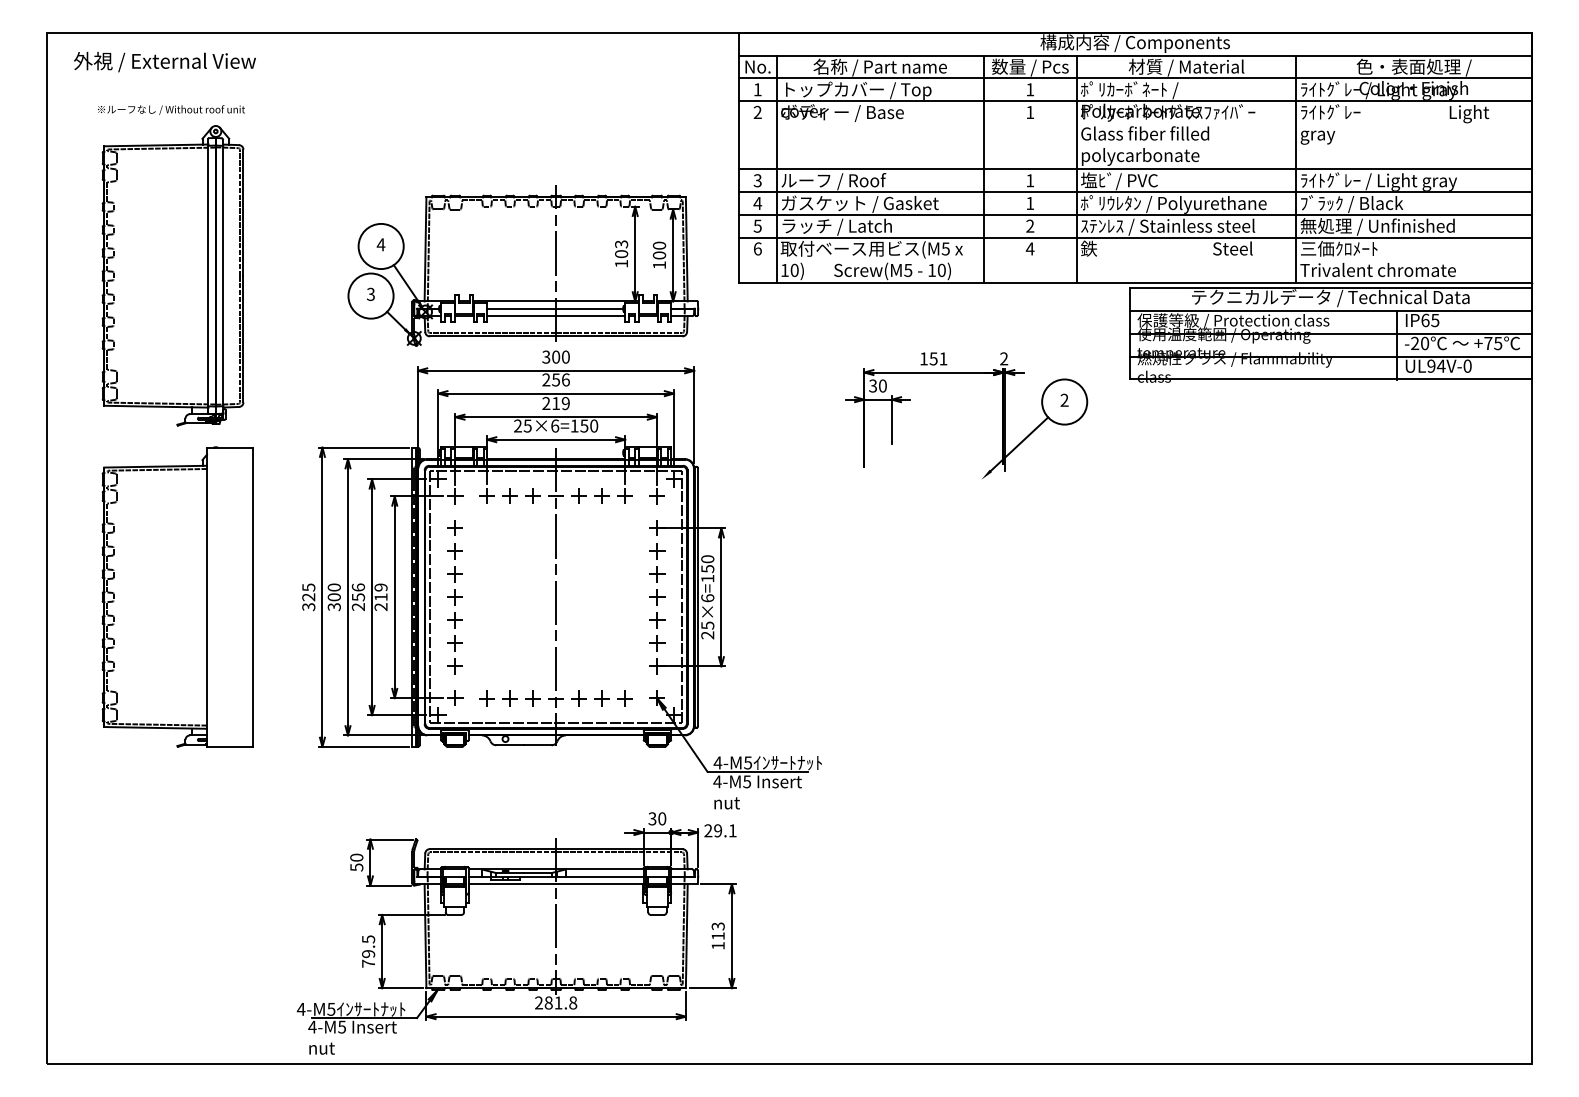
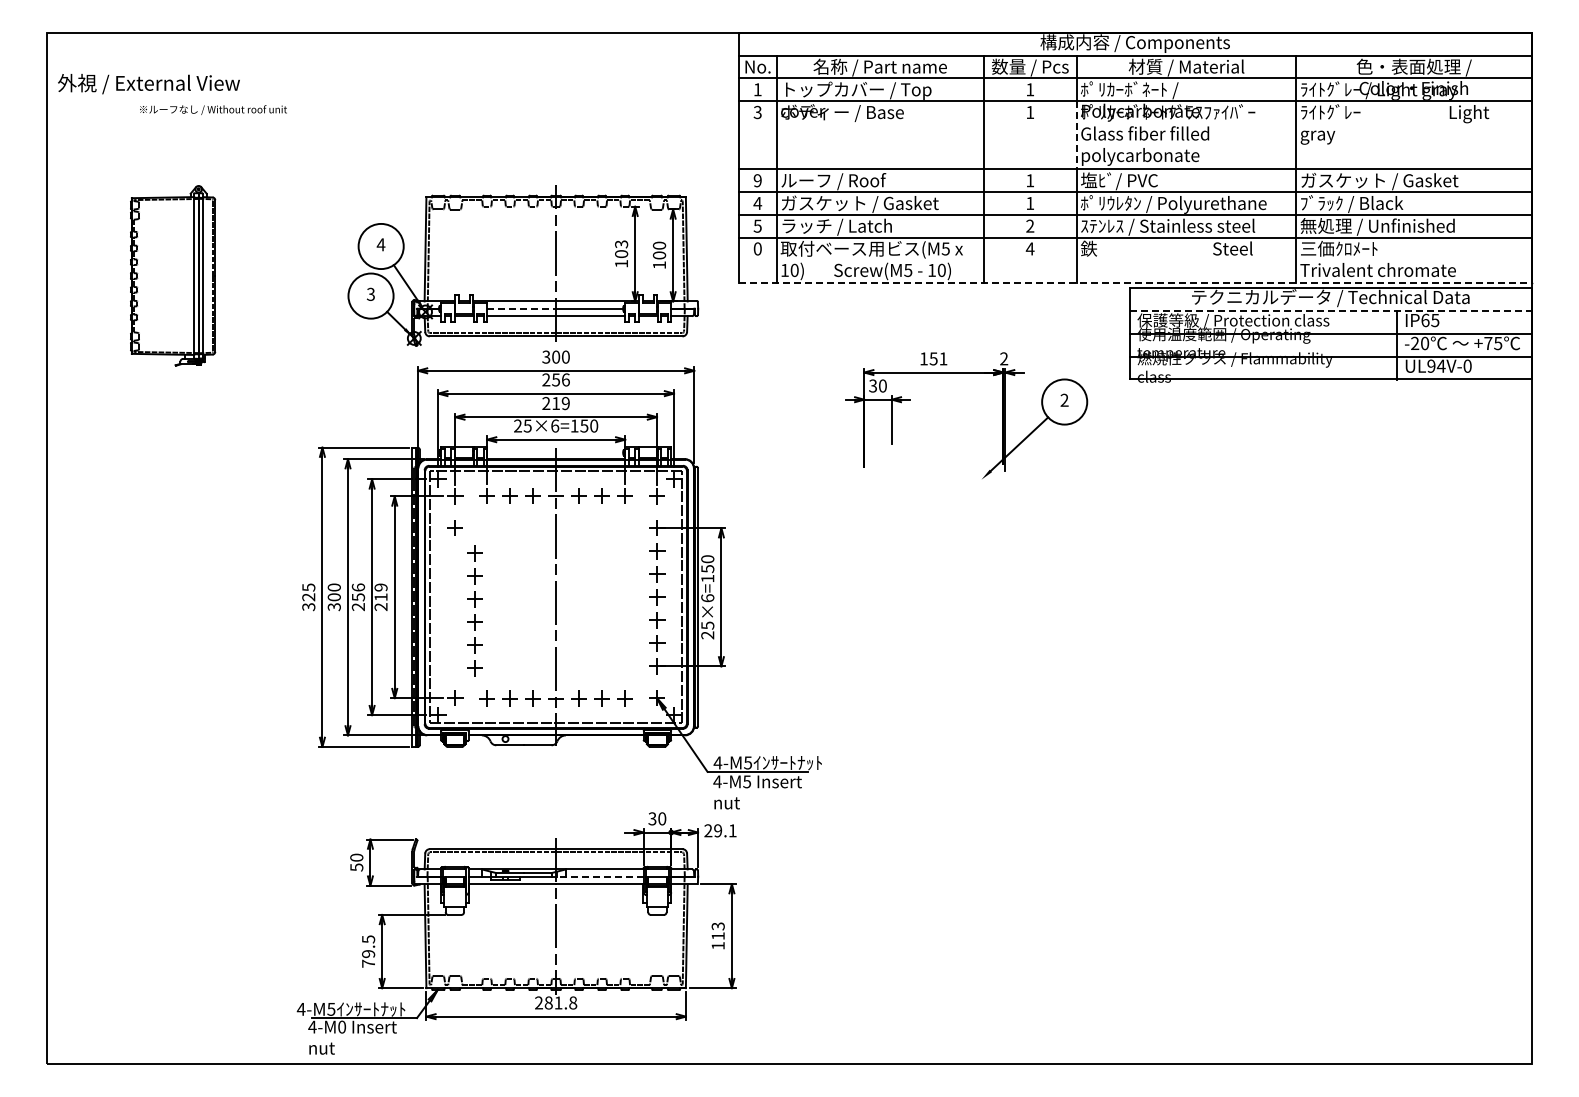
text position: (164, 62) -> (148, 84) (148, 84)
text position: (171, 109) -> (213, 109) (213, 109)
text: 2 -> 3 (757, 112)
line: solid -> dashed (1076, 135)
text: 3 -> 9 (757, 180)
text: ﾗｲﾄｸﾞﾚｰ / Light gray -> ガスケット / Gasket (1379, 181)
text: 6 -> 0 (757, 248)
part size: 144x302 px -> 87x182 px (173, 275)
line: solid -> dashed (1135, 283)
line: solid -> dashed (522, 308)
line: solid -> dashed (1330, 310)
part: present -> none (177, 596)
part position: (454, 608) -> (474, 610) (474, 610)
line: solid -> dashed (599, 876)
text: 4-M5 -> 4-M0 (342, 1026)
